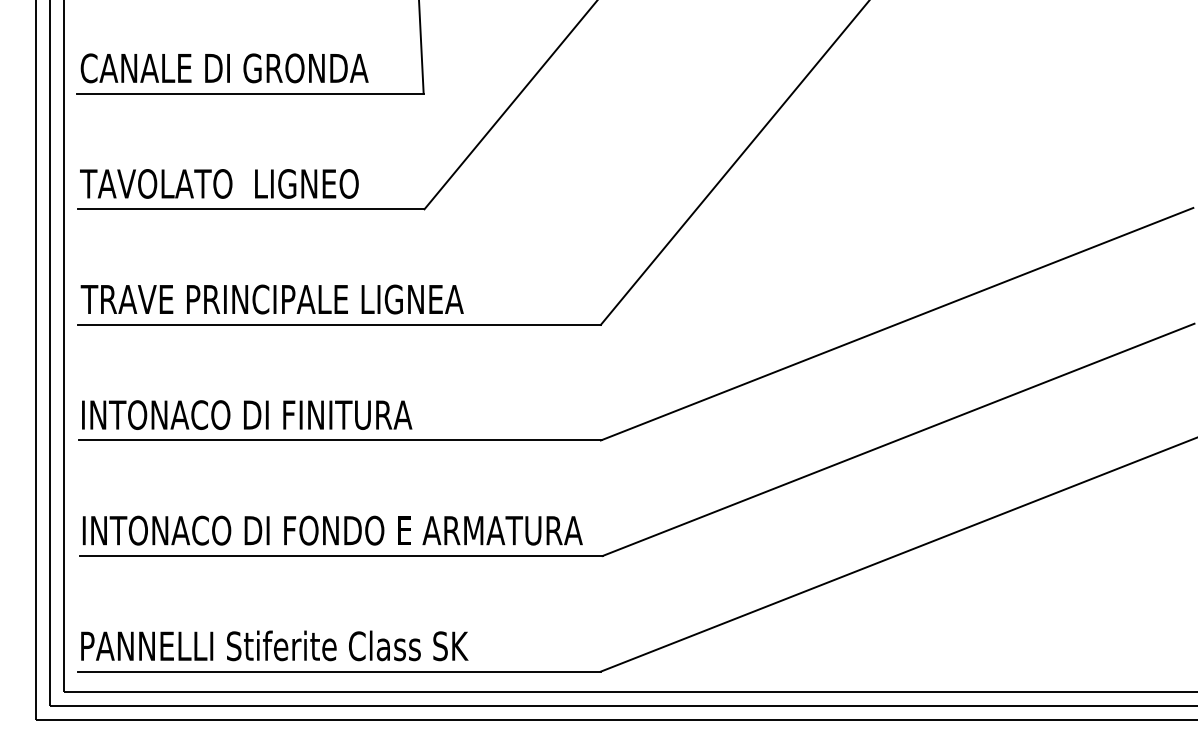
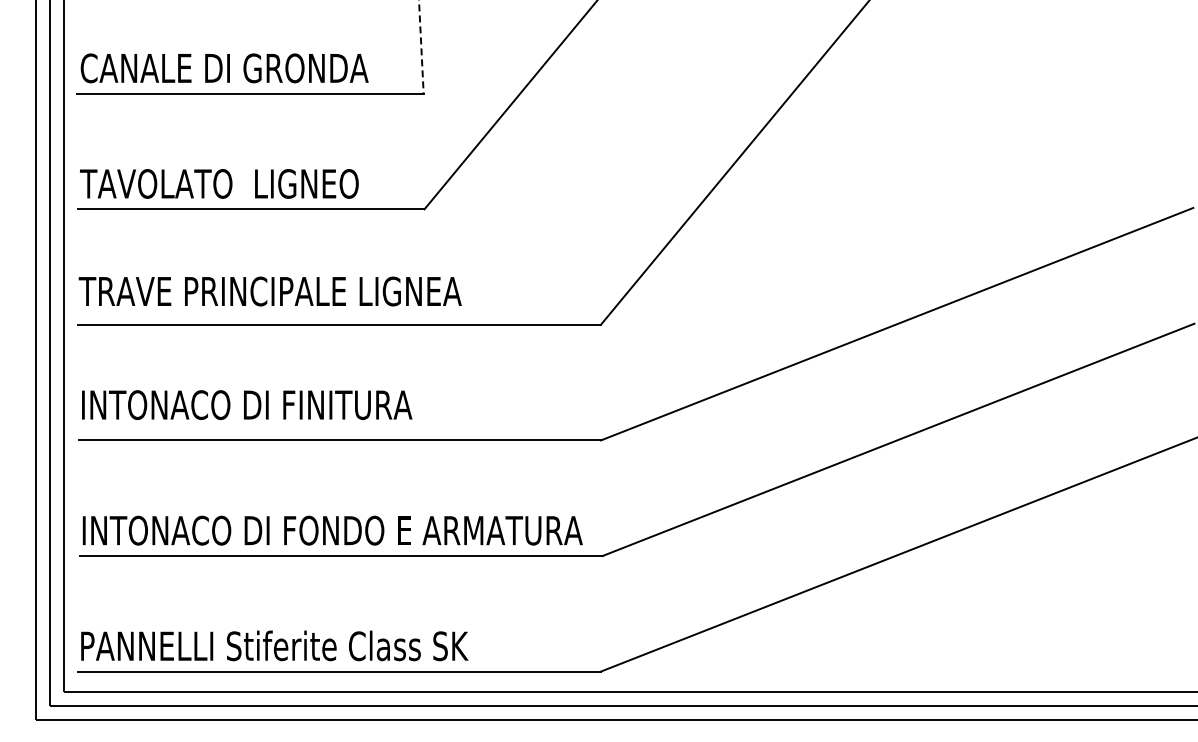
line: solid -> dashed (421, 46)
text position: (271, 299) -> (269, 291) (269, 291)
text position: (247, 414) -> (247, 404) (247, 404)
